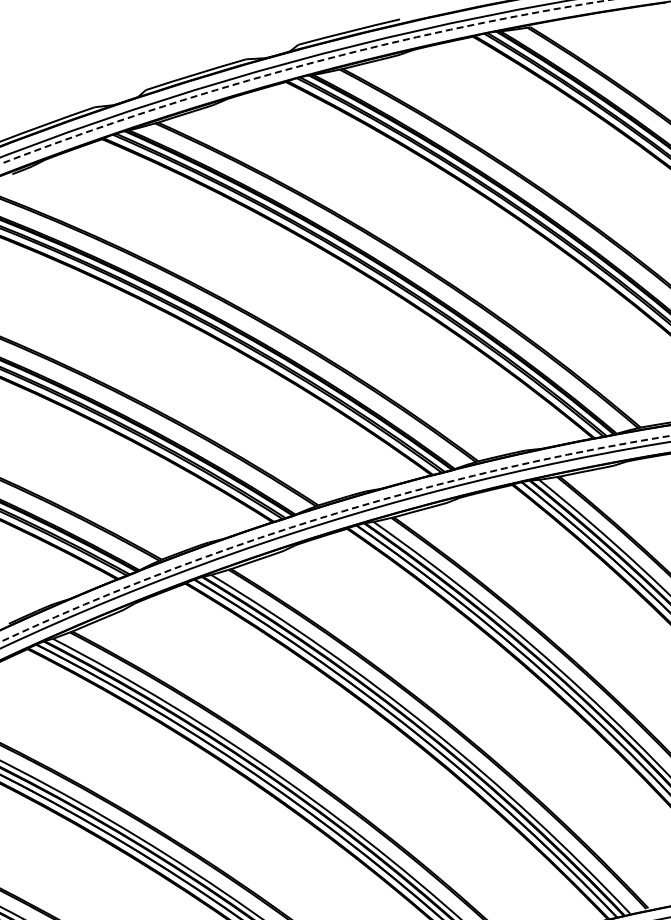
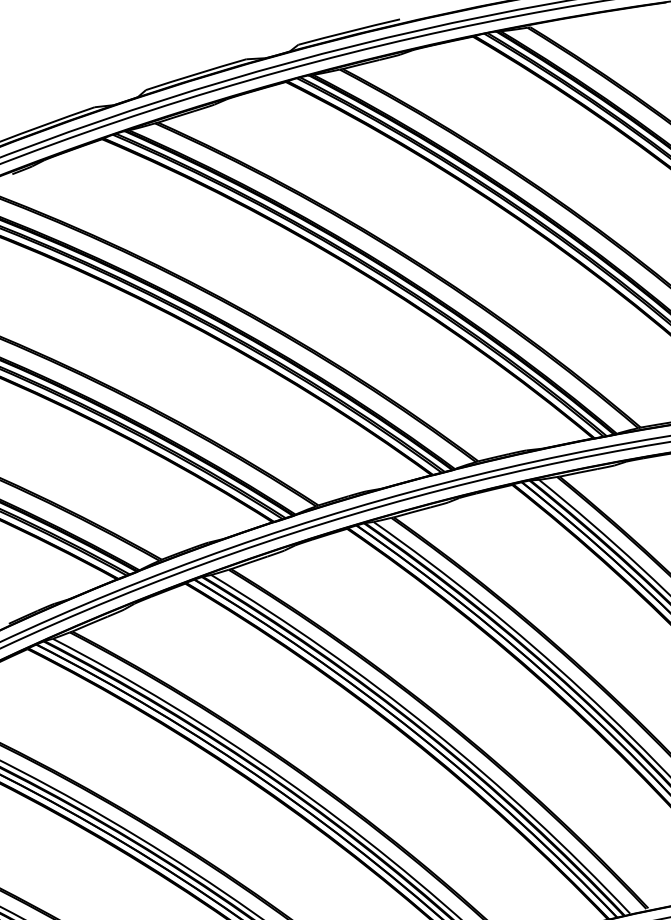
arc: dashed -> solid (299, 66)
circle: dashed -> solid (335, 538)
